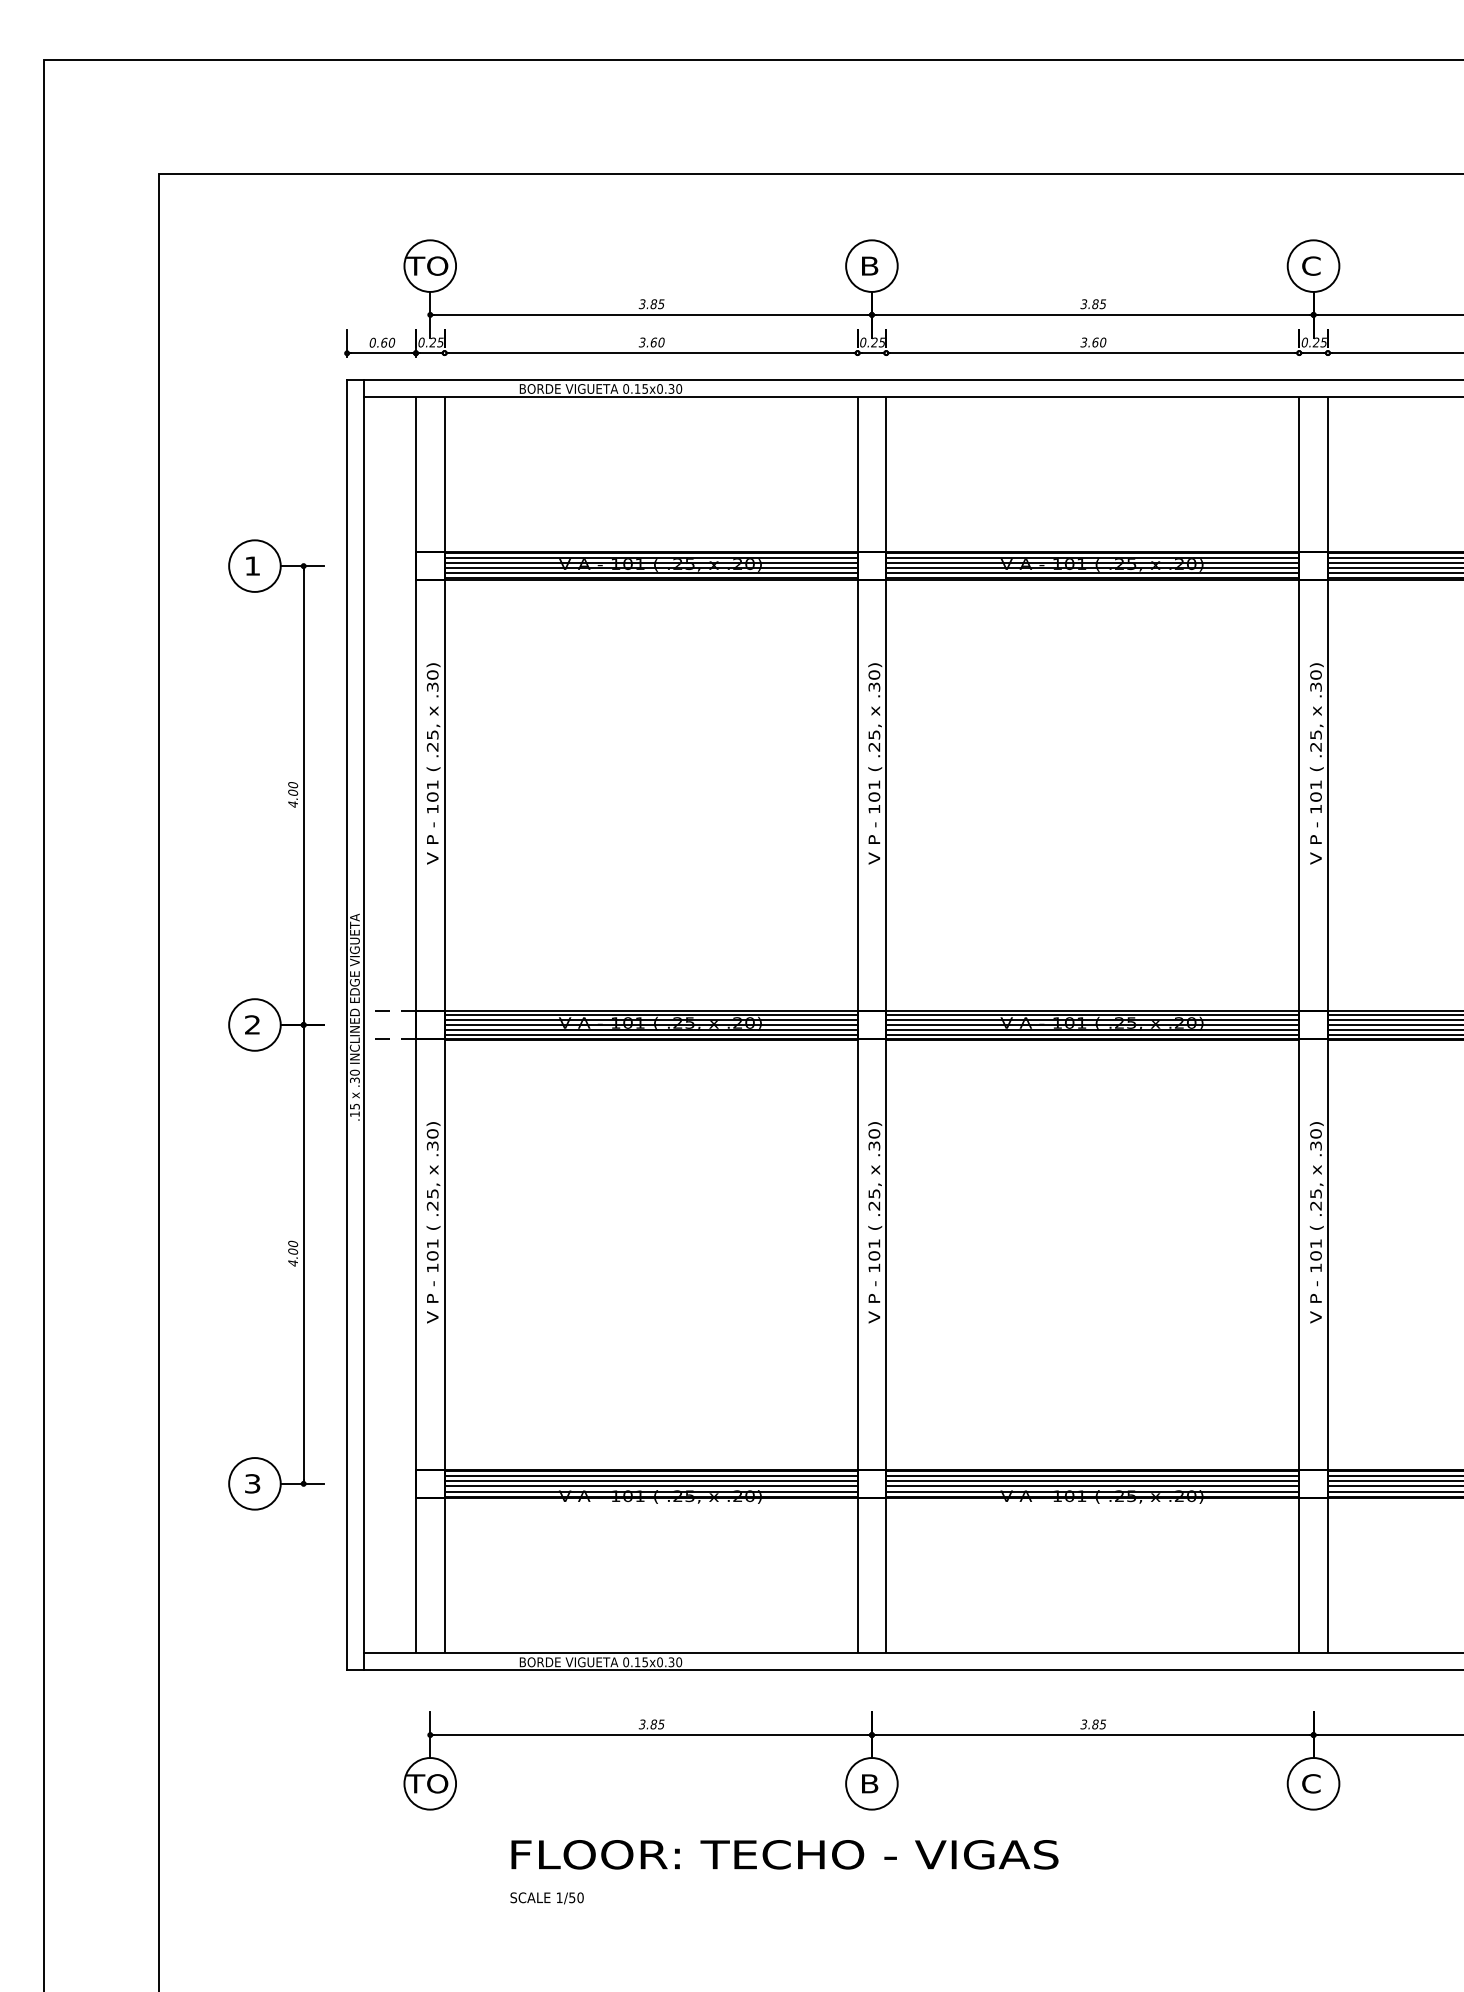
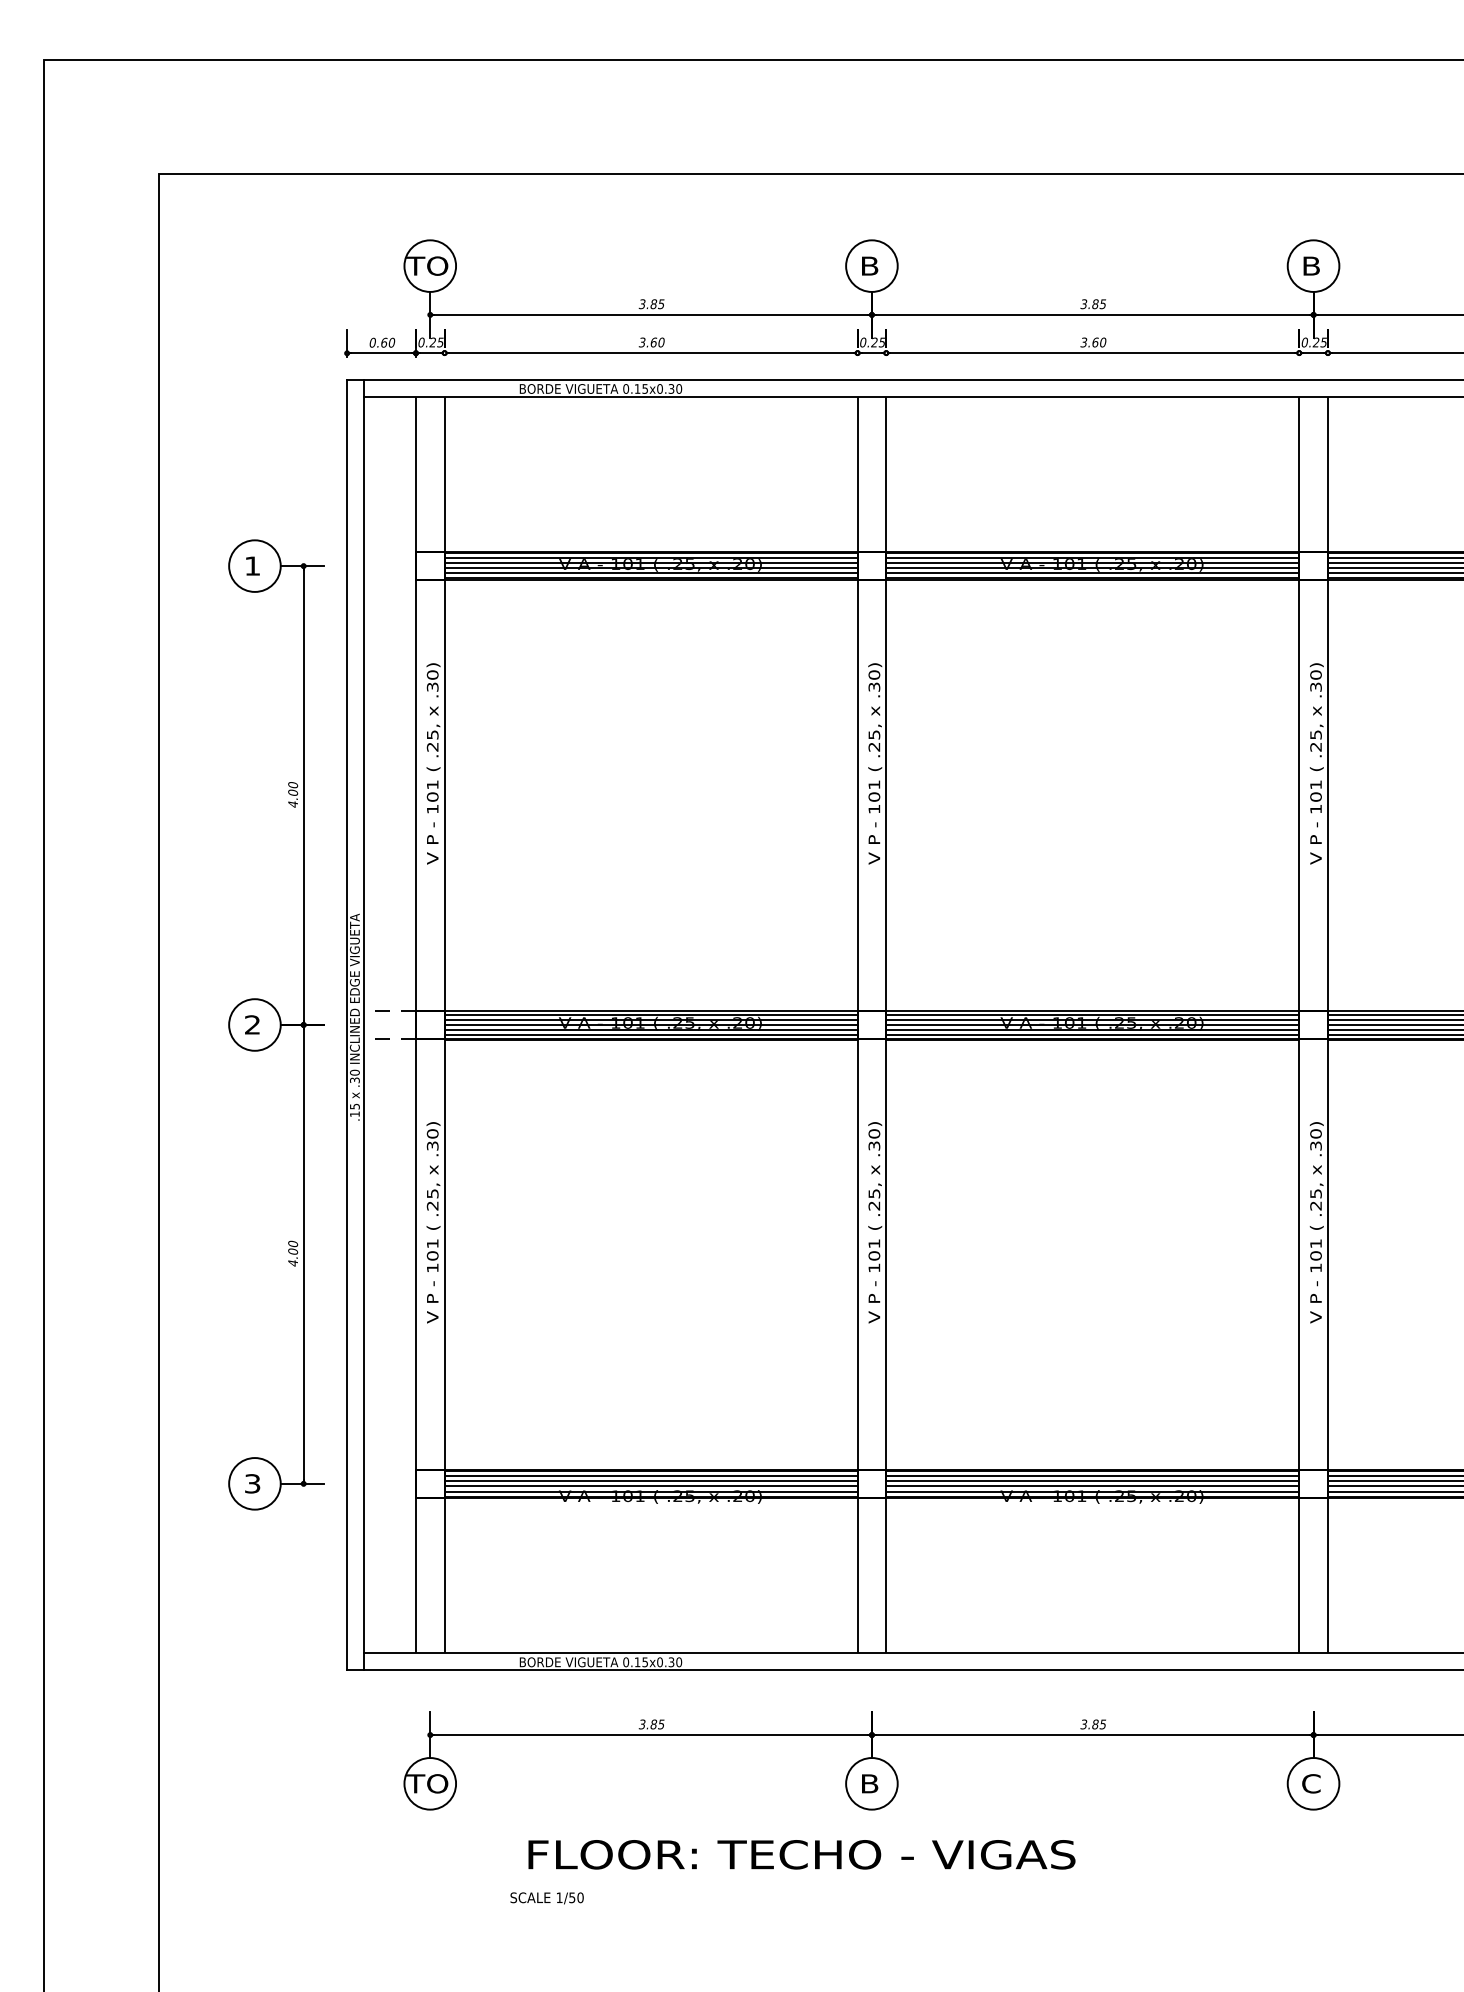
text: C -> B (1311, 265)
text position: (784, 1854) -> (801, 1854) (801, 1854)
